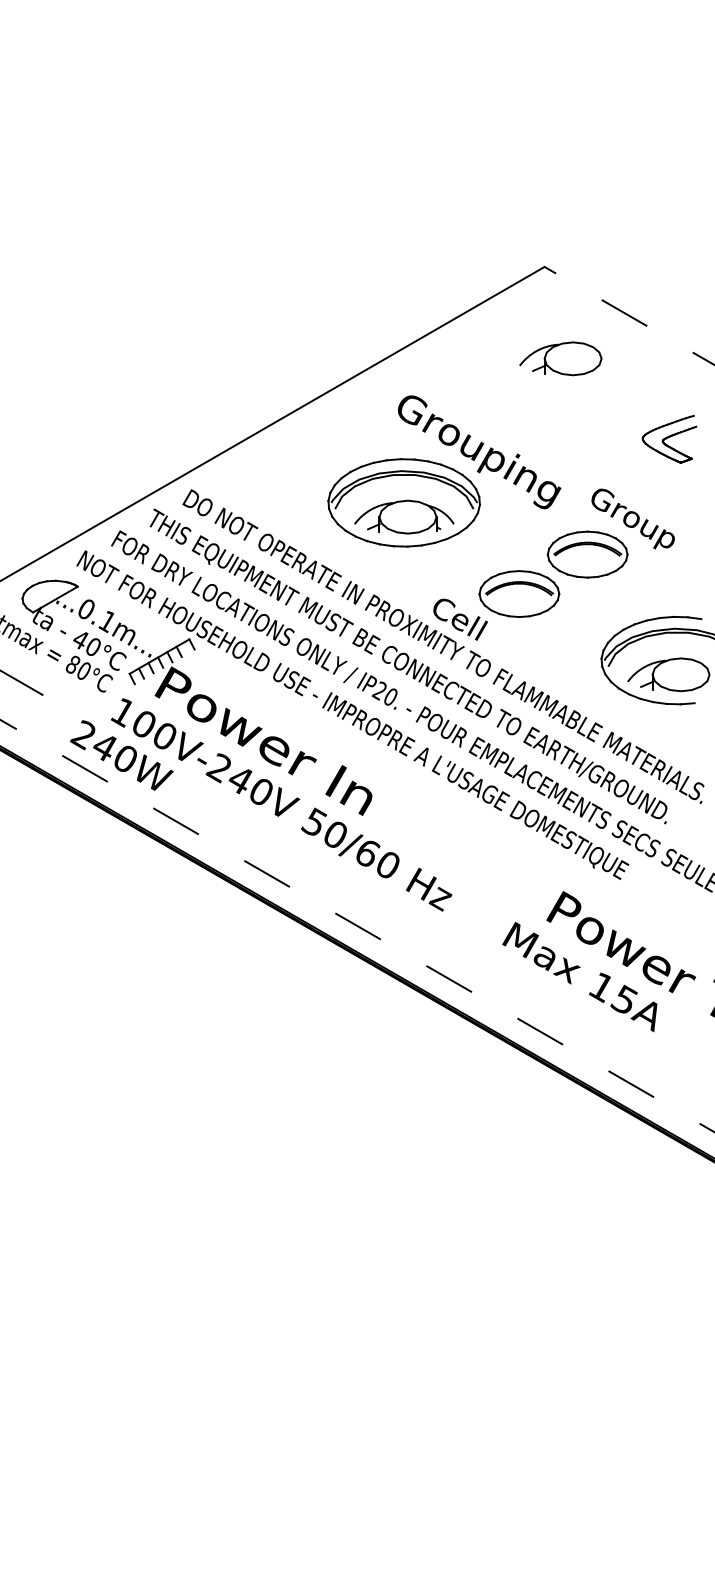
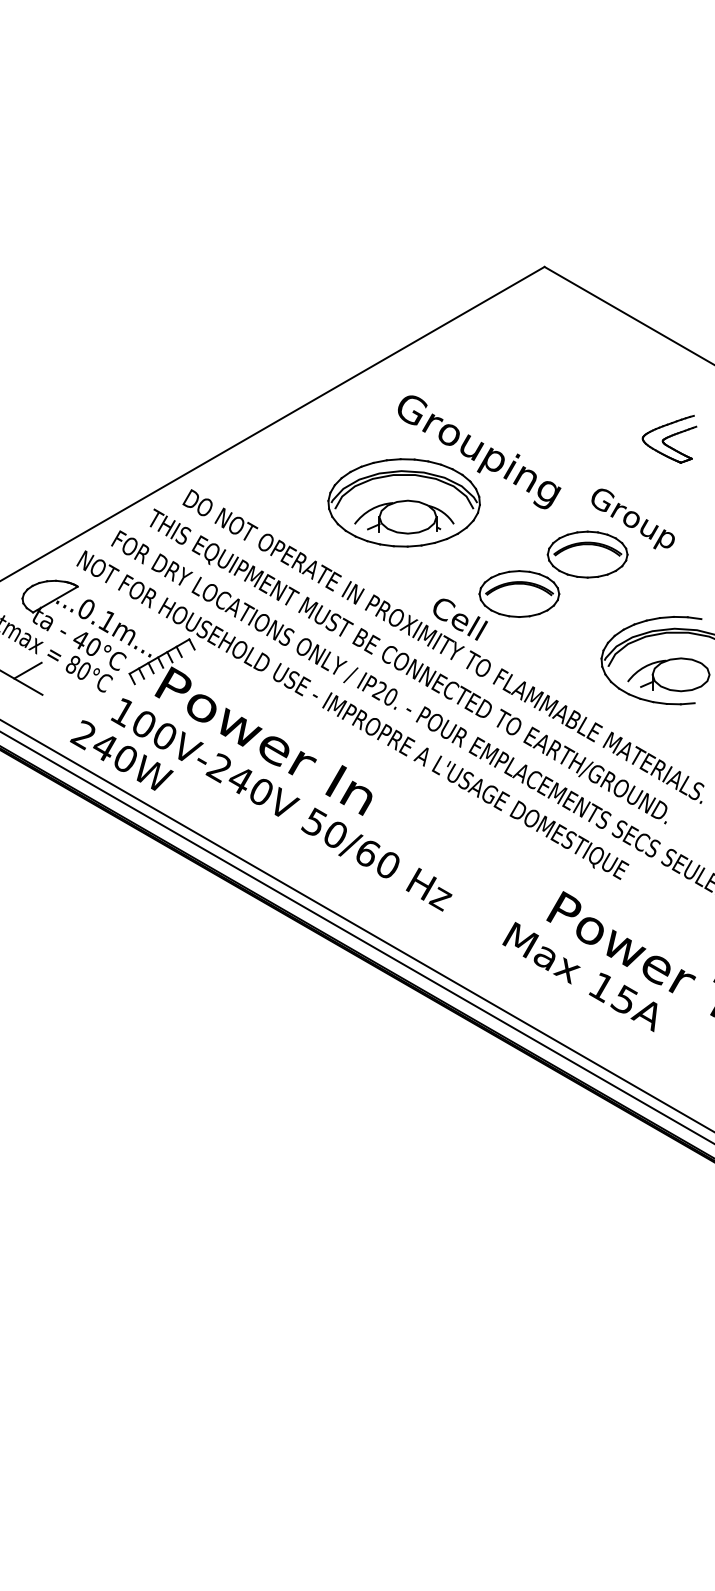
line: dashed -> solid (629, 315)
part: present -> none (560, 358)
line: none -> present (27, 670)
line: dashed -> solid (357, 926)
line: none -> present (356, 937)
